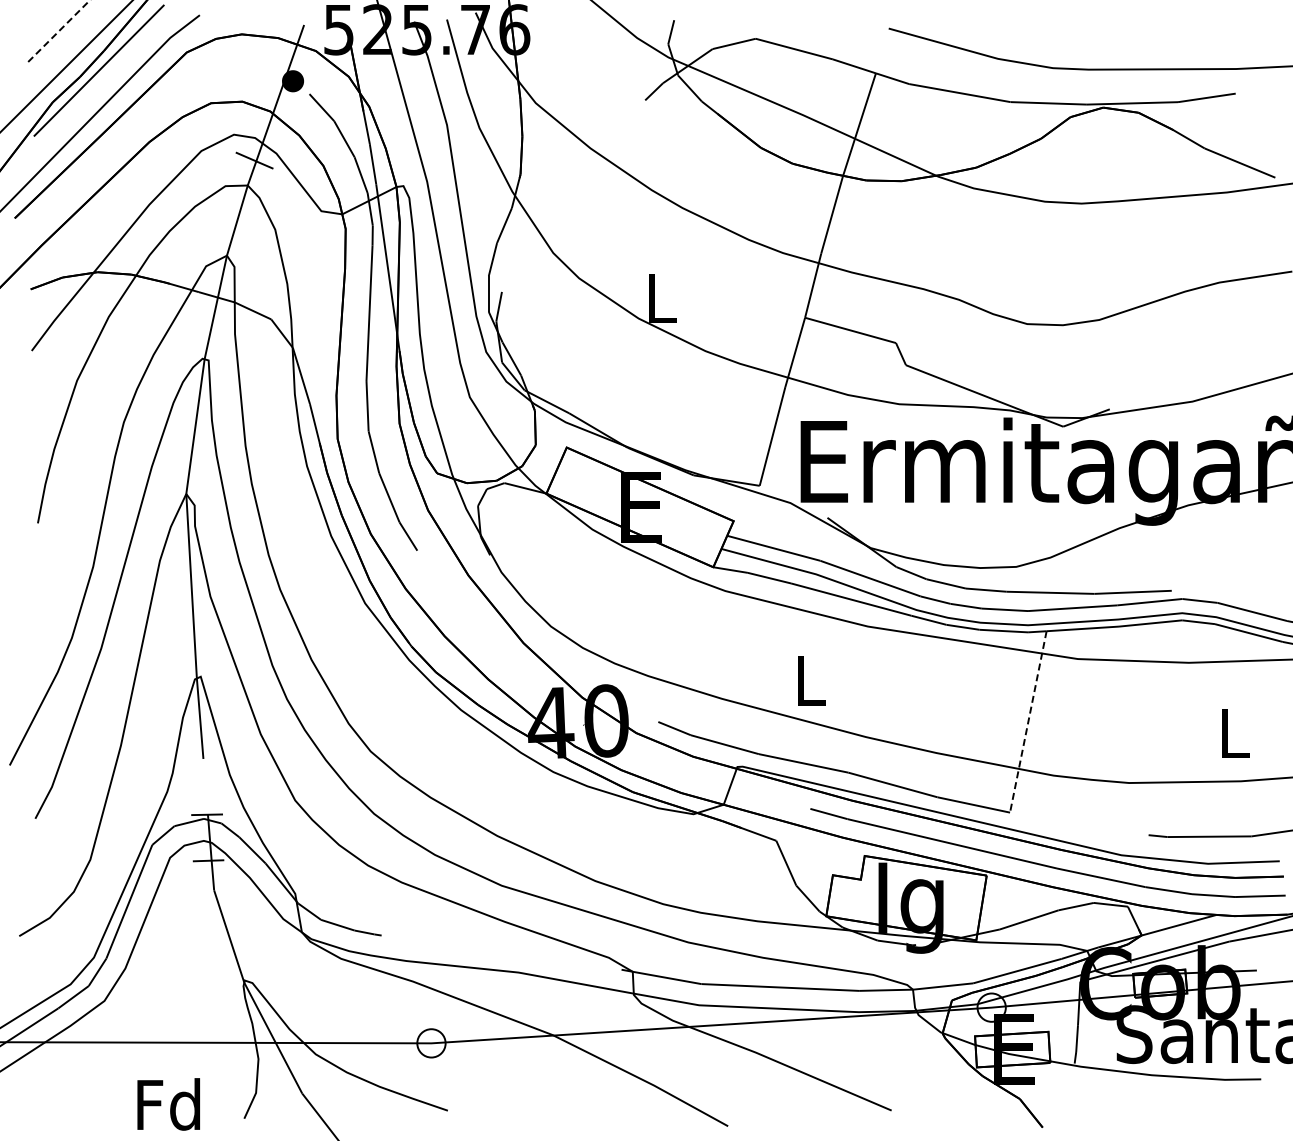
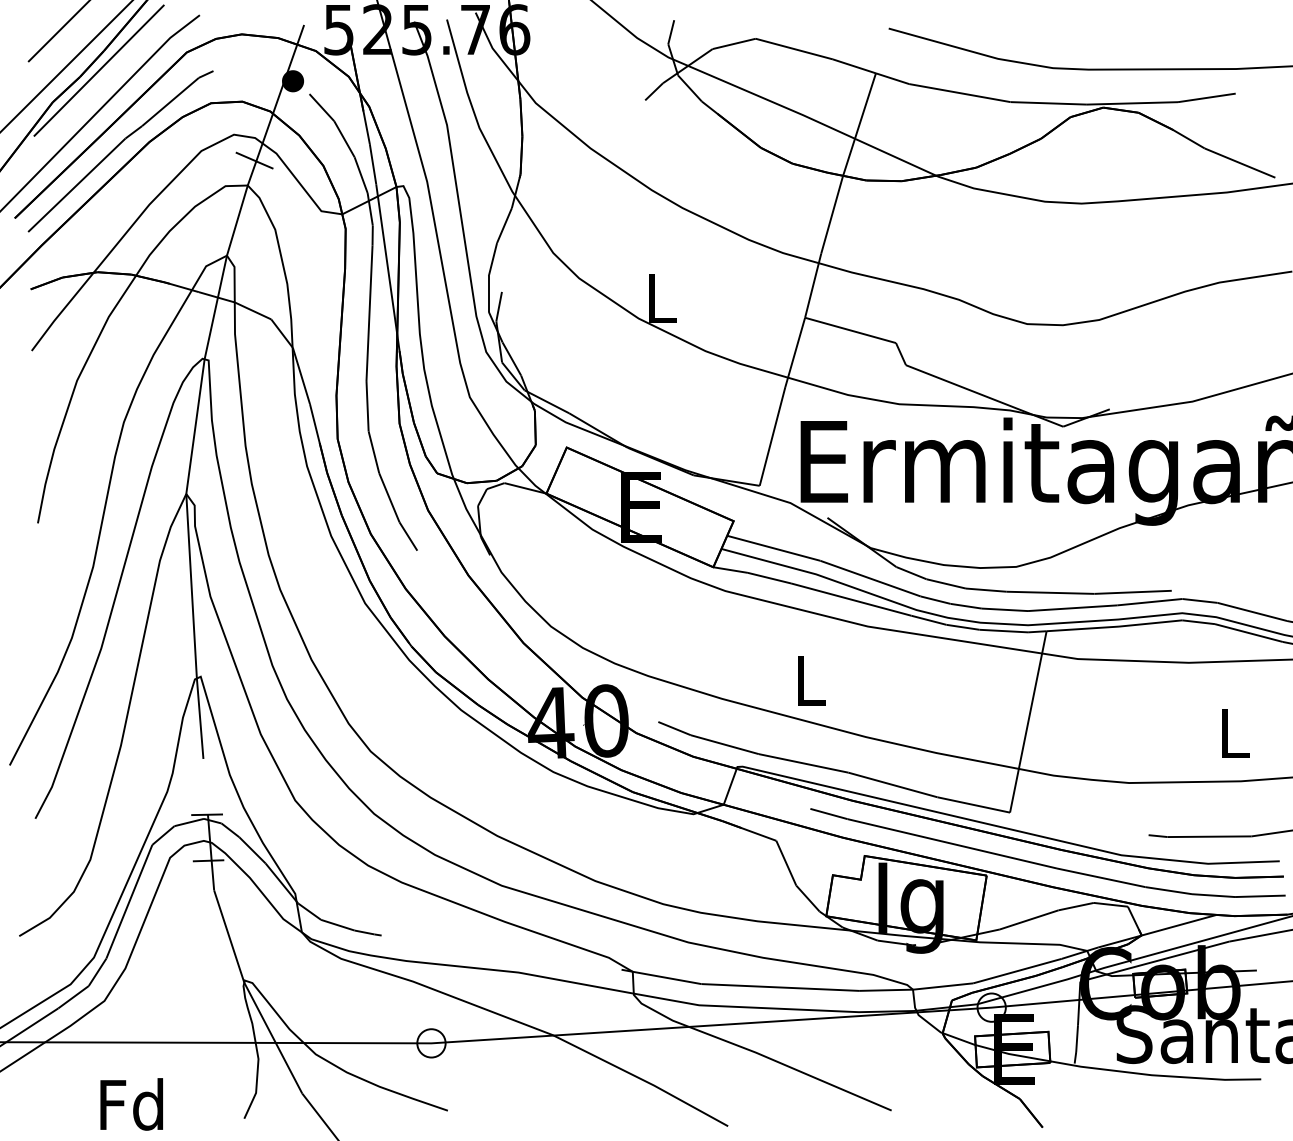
line: dashed -> solid (59, 31)
line: none -> present (117, 147)
line: dashed -> solid (1028, 721)
text position: (168, 1104) -> (131, 1104) (131, 1104)
